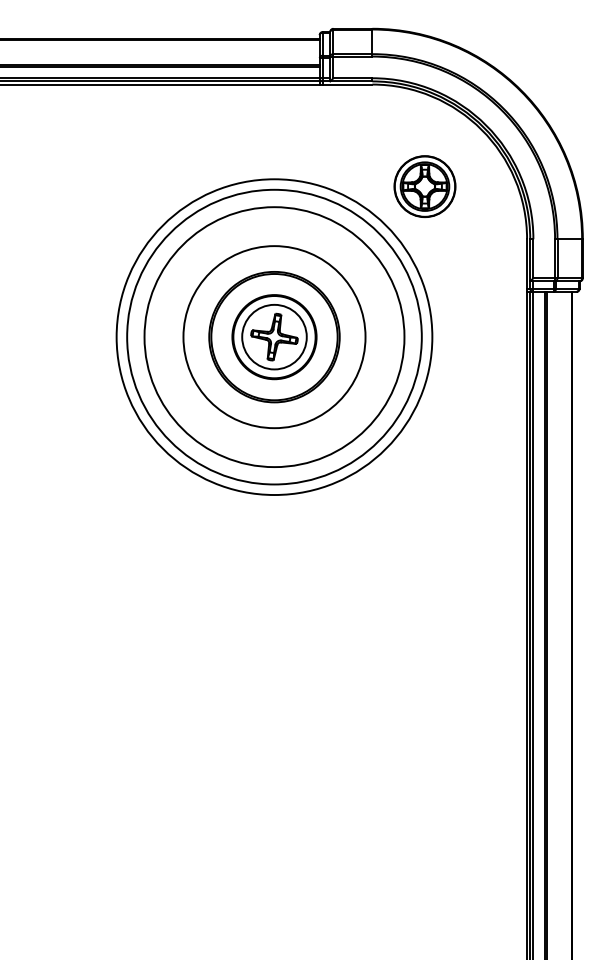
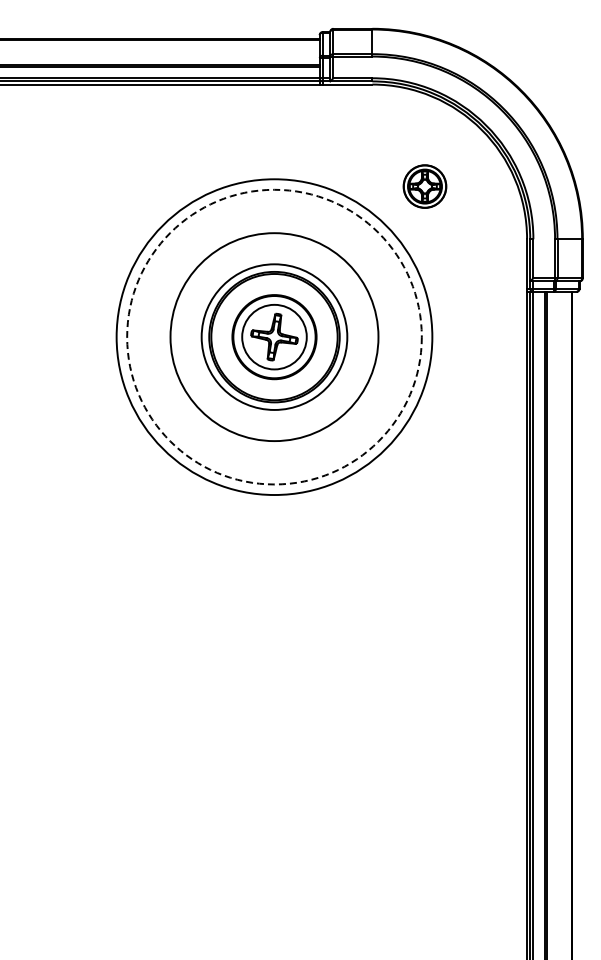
part size: 64x63 px -> 46x45 px (424, 186)
circle: solid -> dashed (274, 336)
circle diameter: 182 px -> 146 px (274, 336)
circle diameter: 260 px -> 208 px (274, 337)
